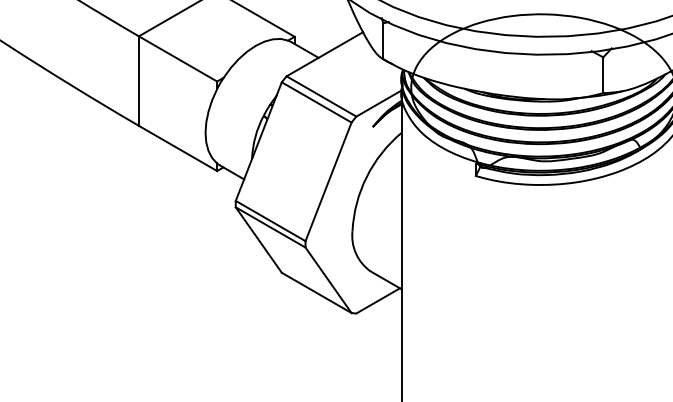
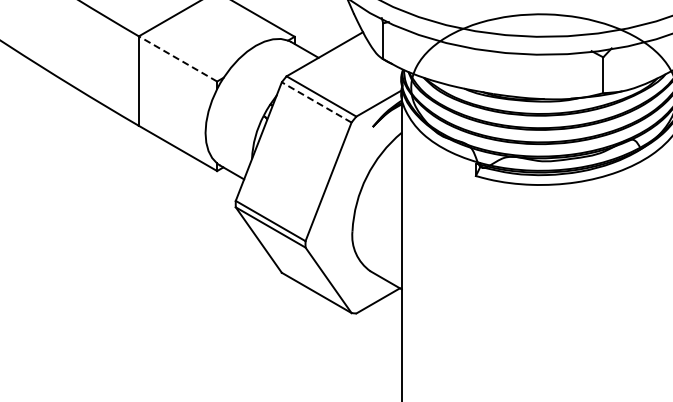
line: solid -> dashed (177, 58)
line: solid -> dashed (316, 102)
